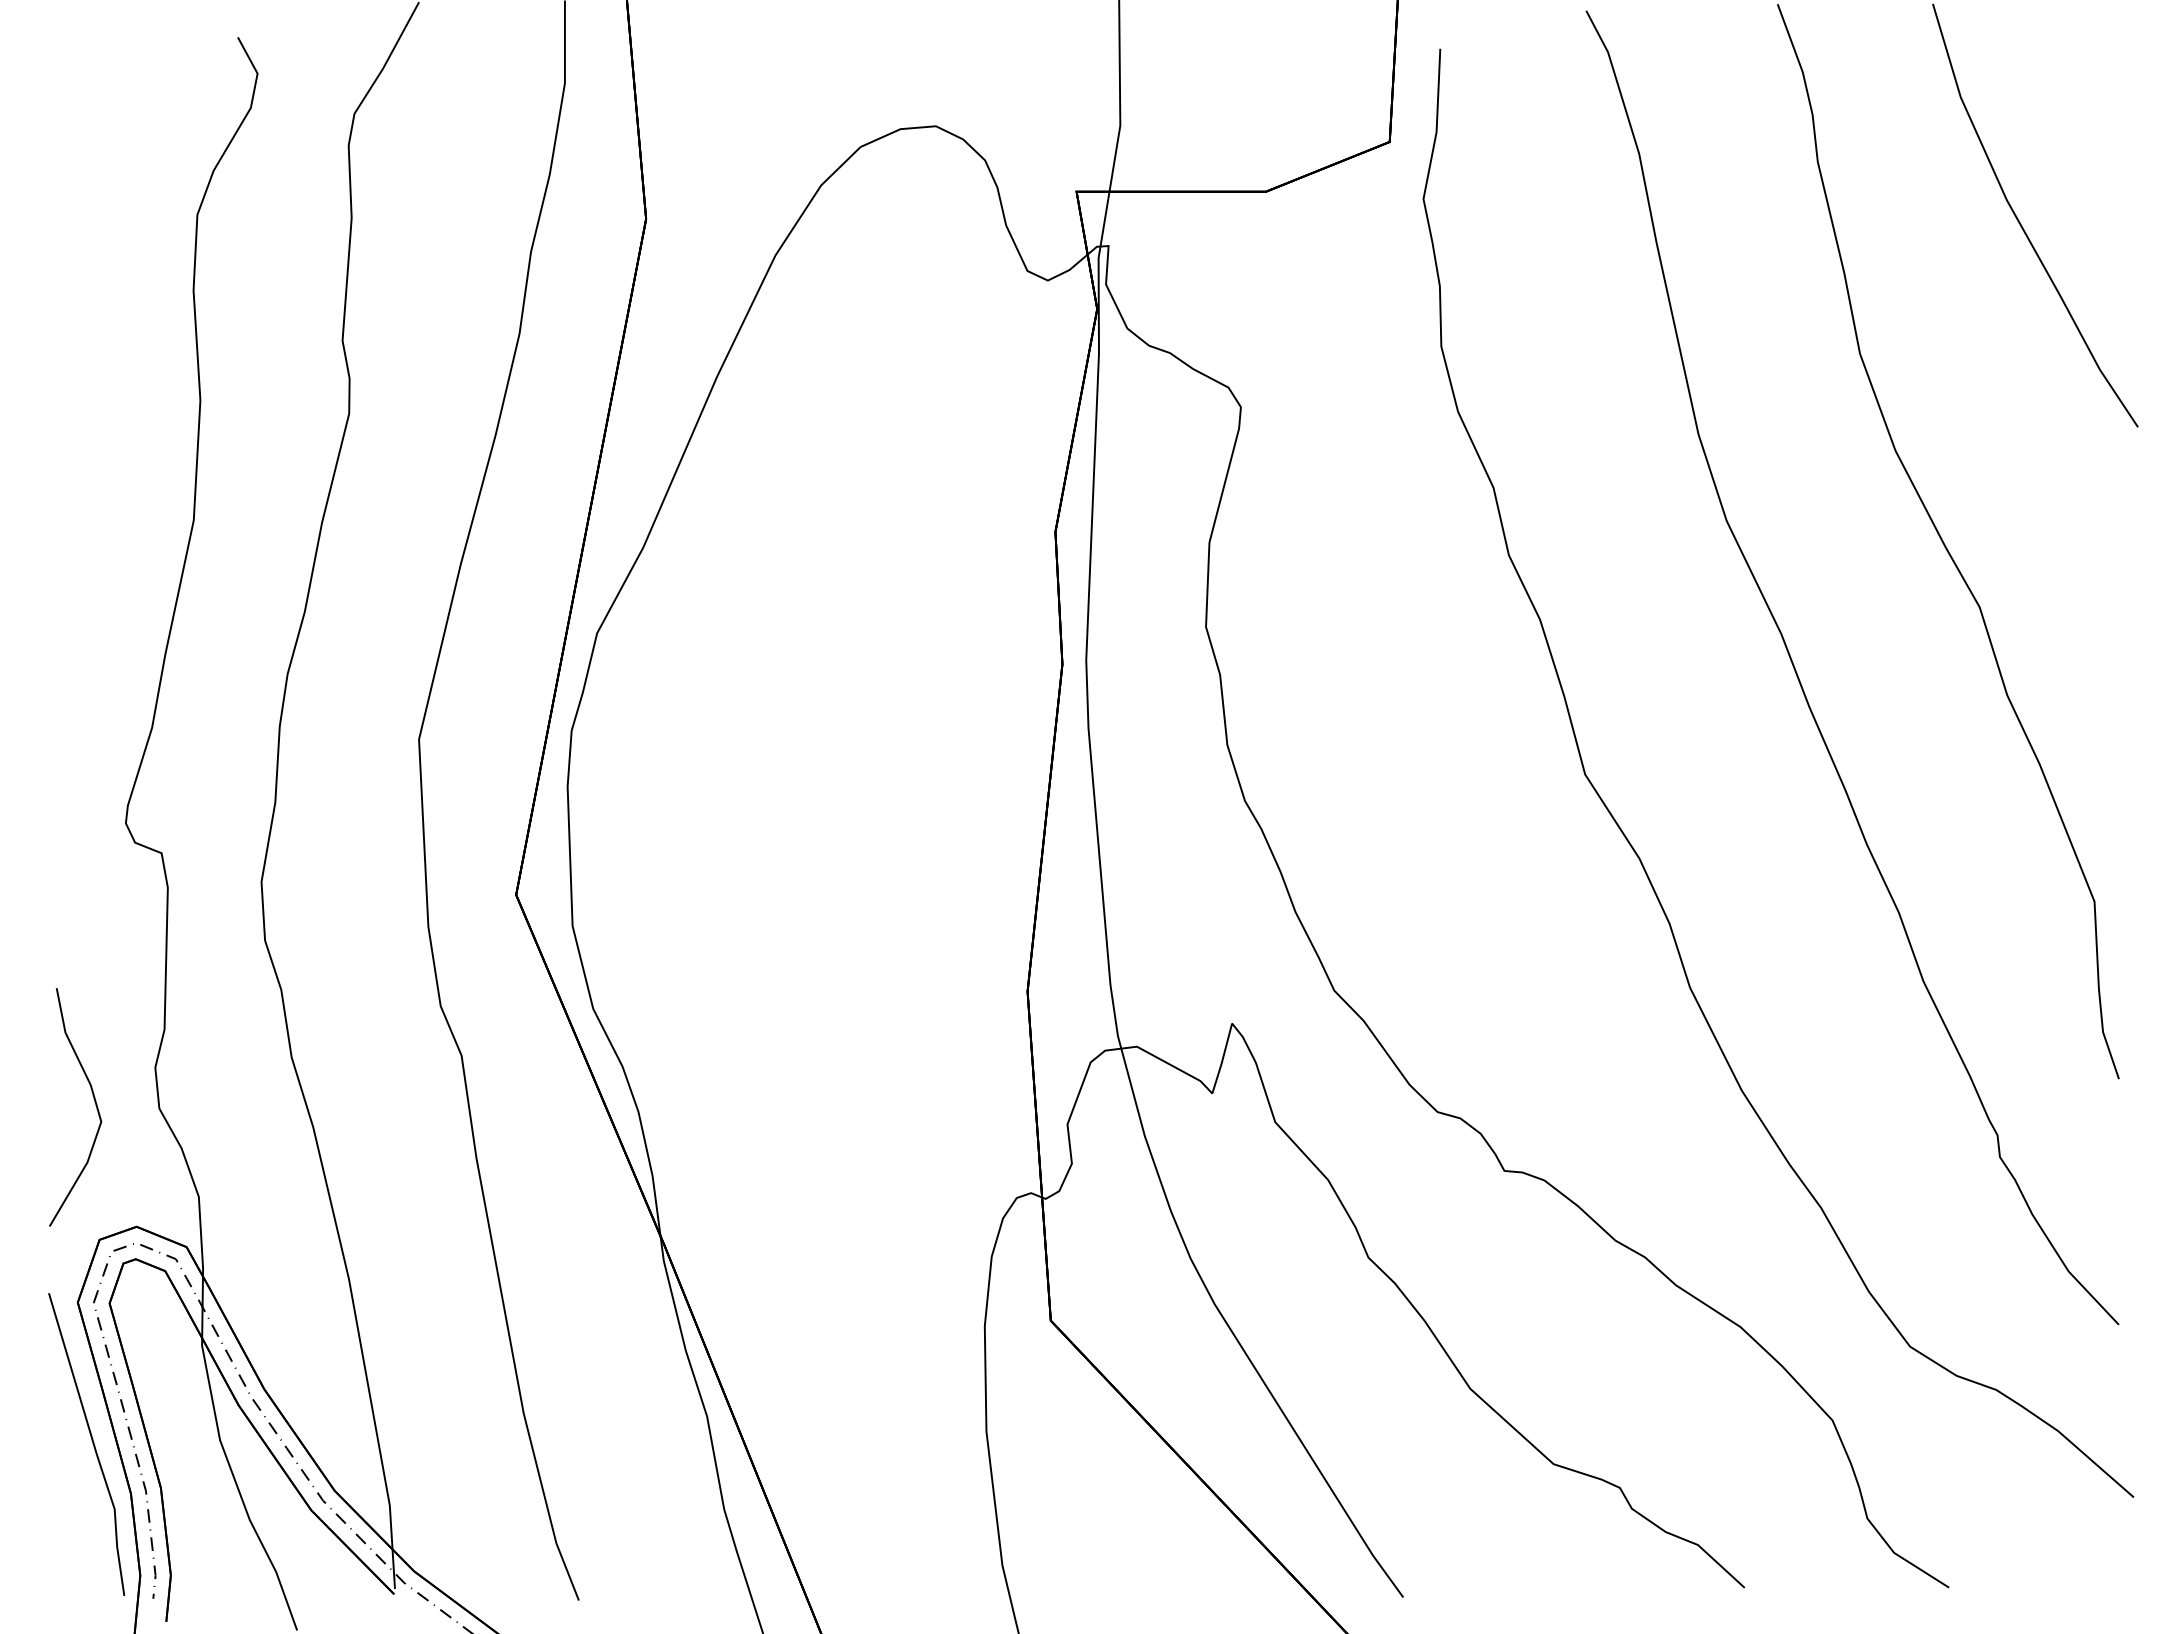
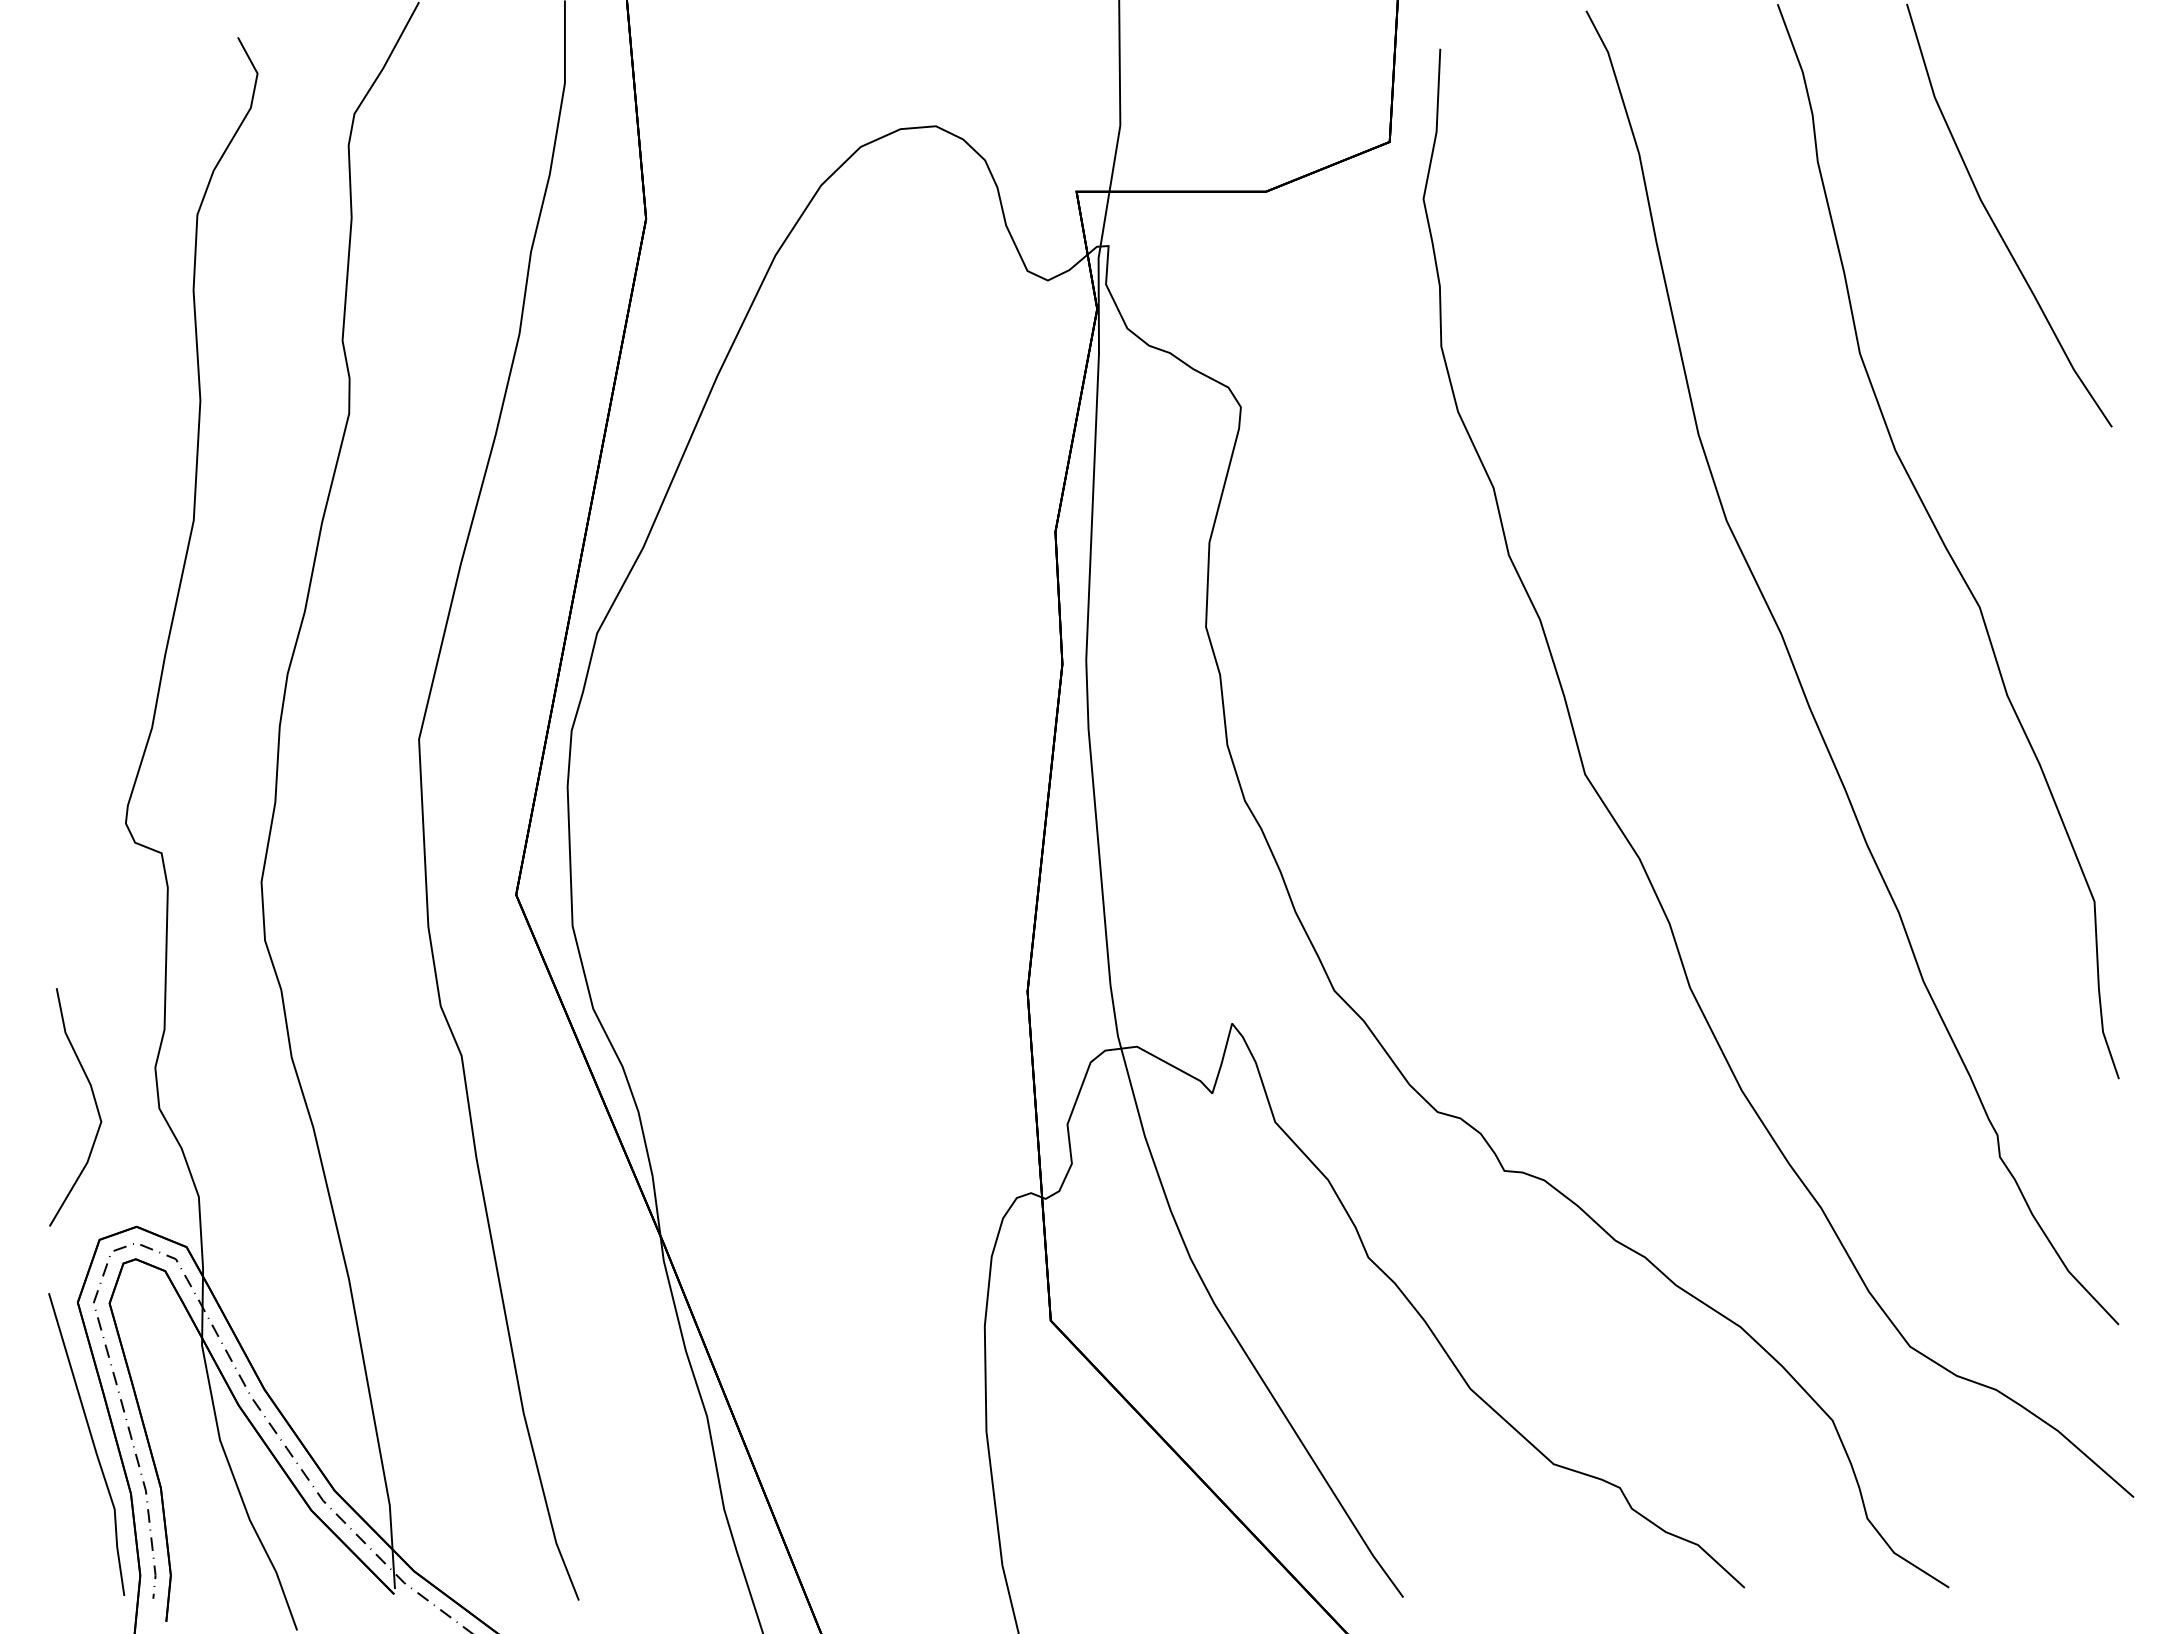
curve position: (2022, 225) -> (1996, 225) (1996, 225)
